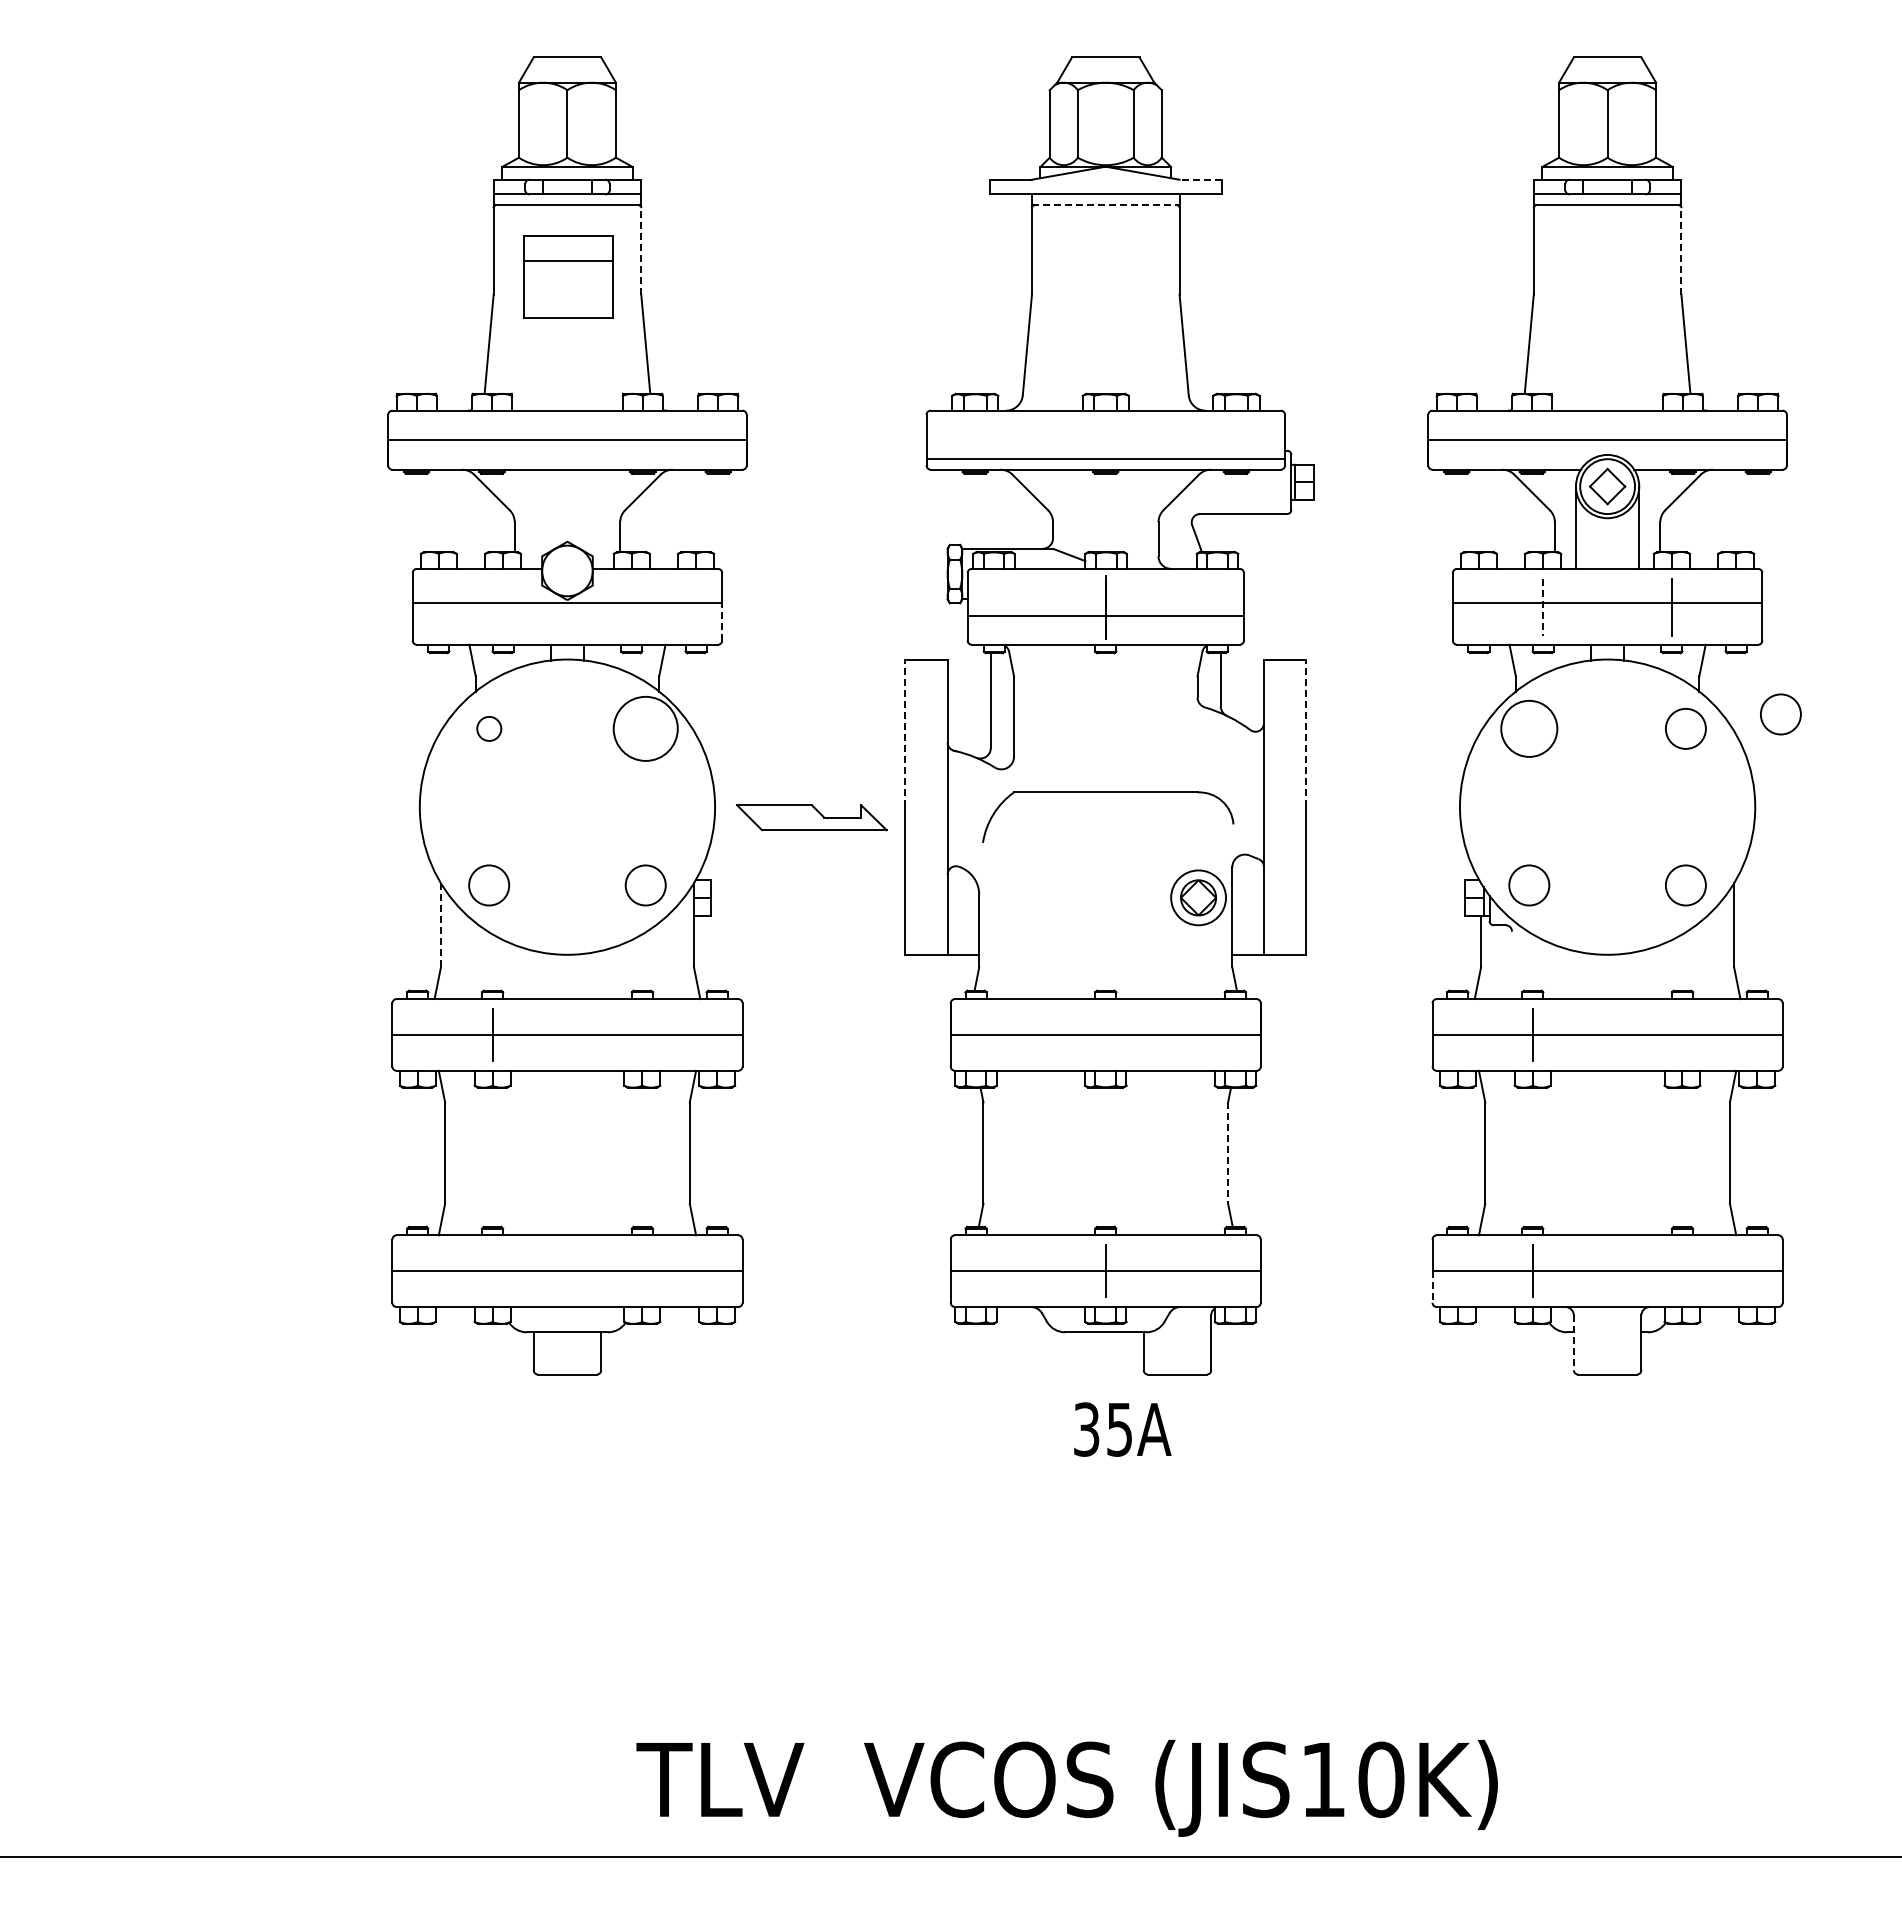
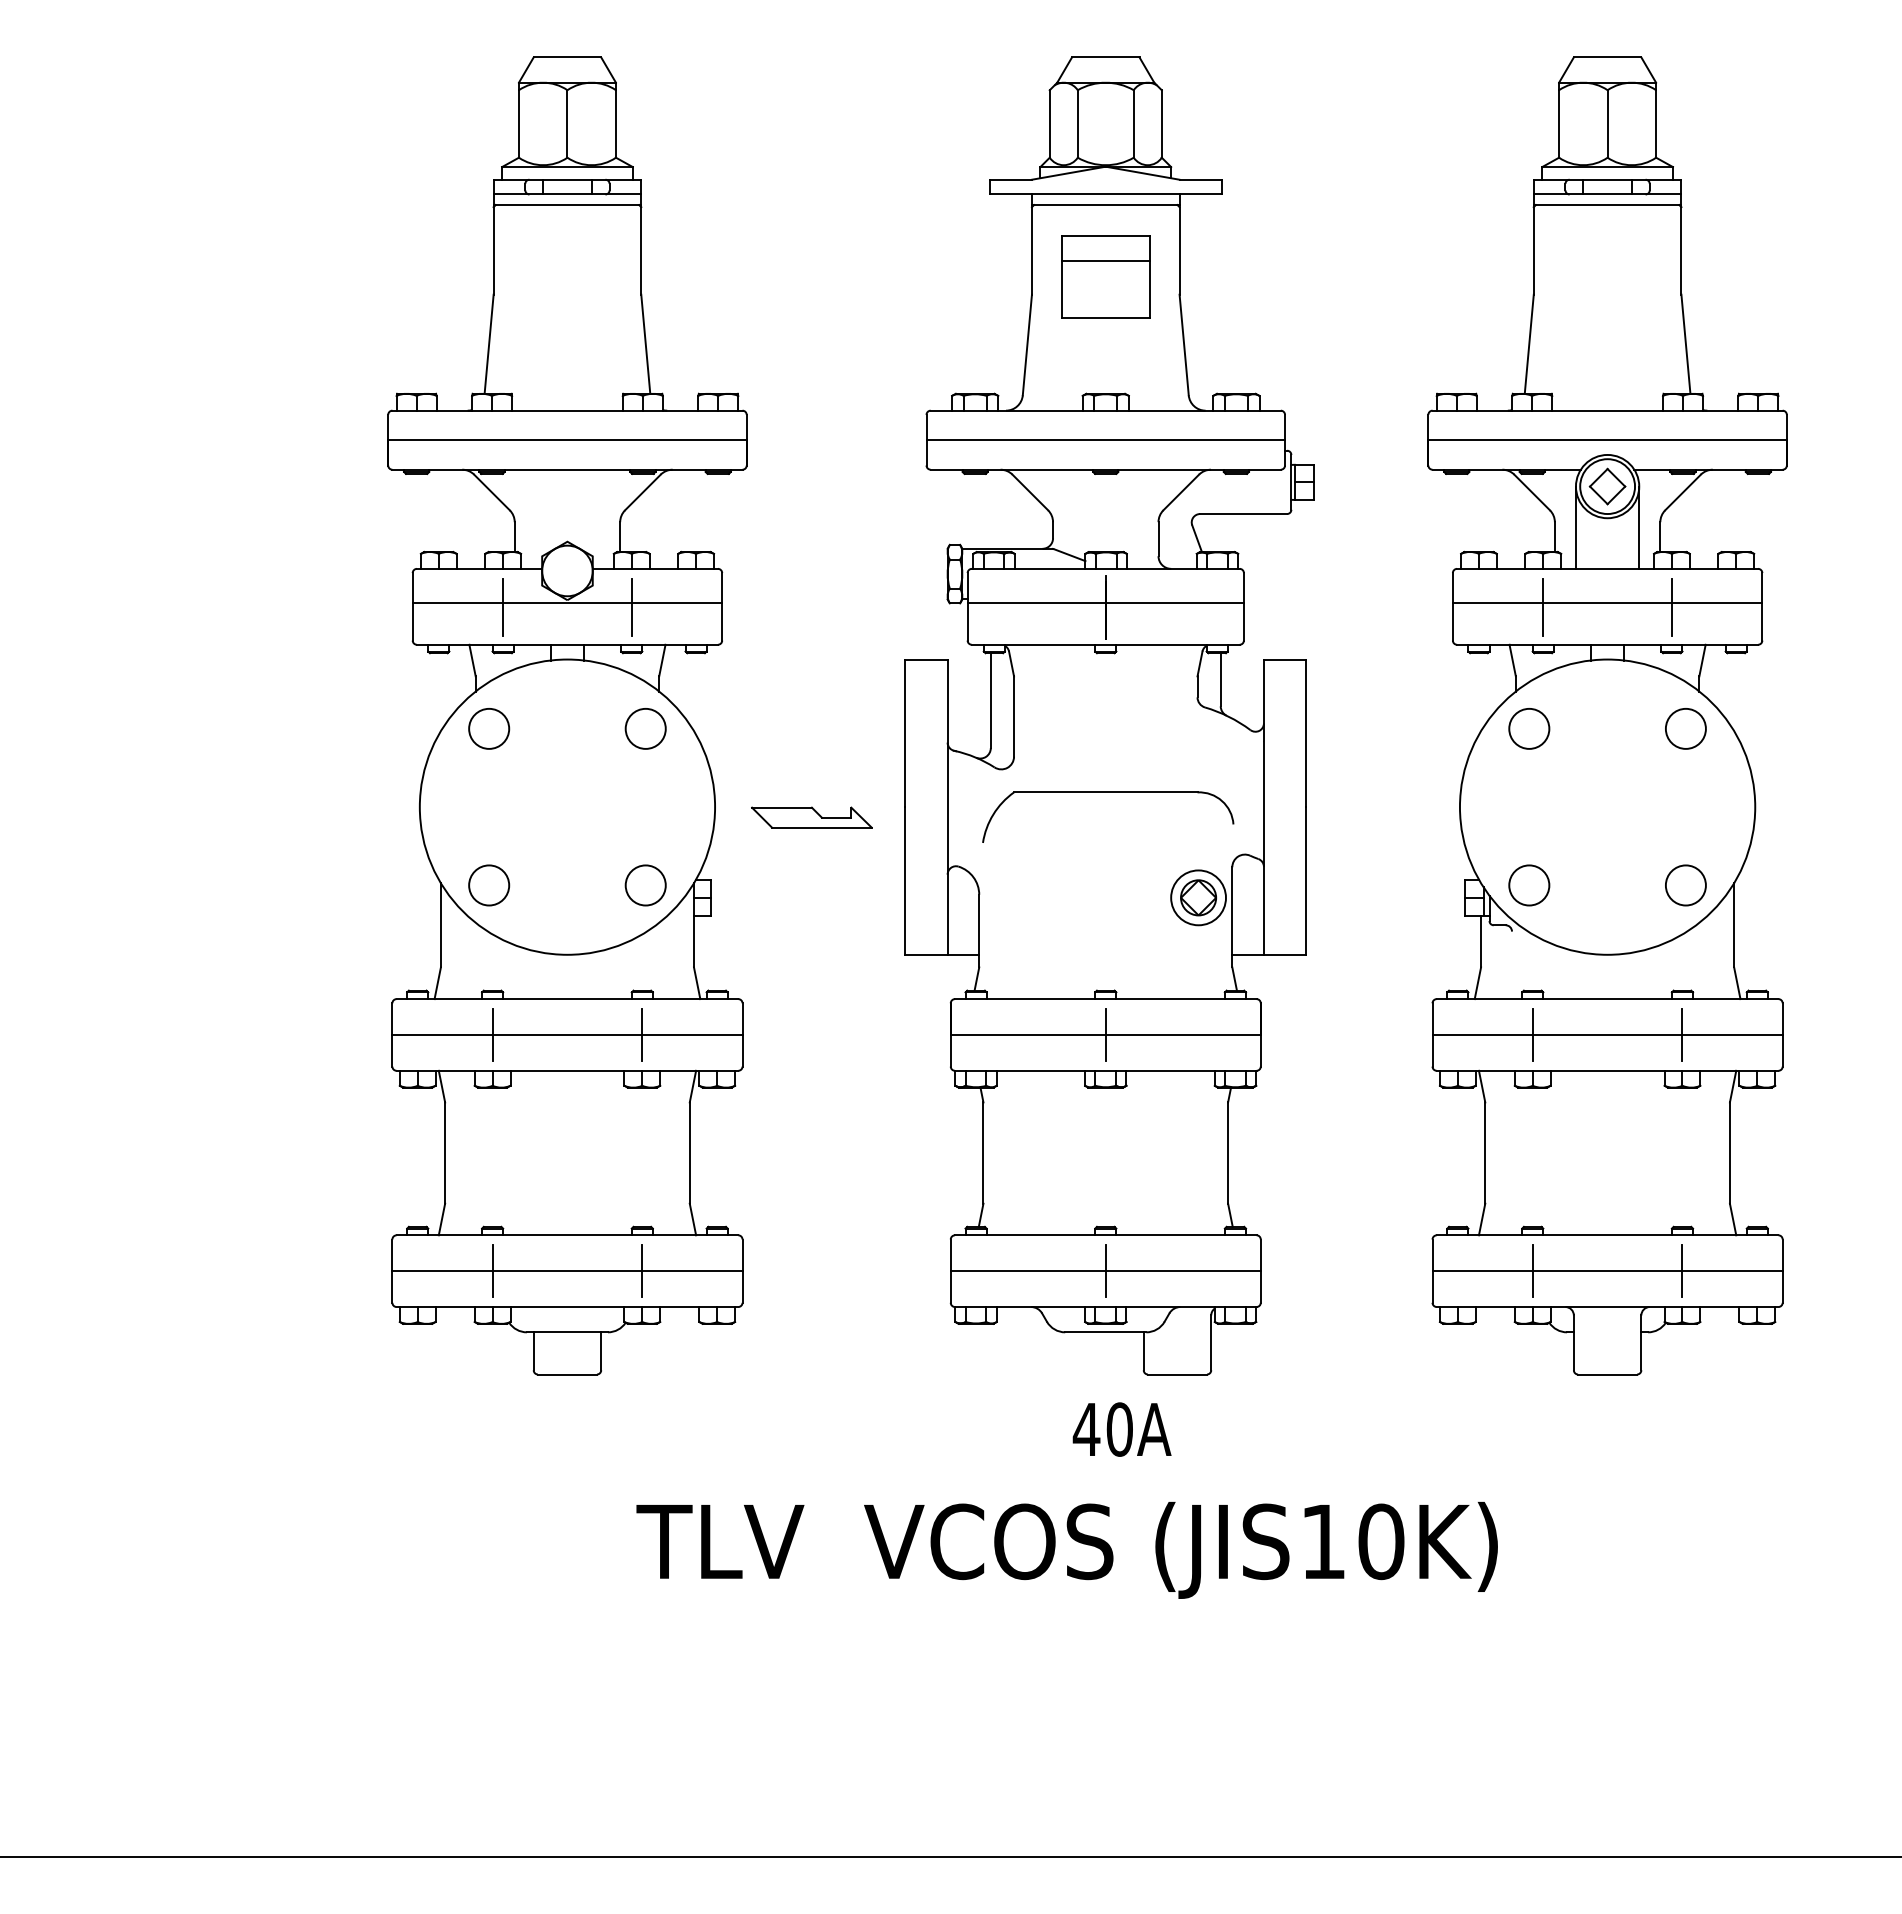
line: dashed -> solid (1200, 179)
line: dashed -> solid (1105, 205)
line: dashed -> solid (641, 250)
line: dashed -> solid (1681, 250)
part position: (568, 276) -> (1105, 276) (1105, 276)
line position: (1105, 459) -> (1105, 440) (1105, 440)
line: none -> present (503, 606)
line: none -> present (631, 606)
line: dashed -> solid (1543, 607)
line position: (1105, 615) -> (1105, 602) (1105, 602)
line: dashed -> solid (722, 621)
circle: present -> none (1780, 714)
circle size: 27x26 px -> 43x42 px (489, 728)
circle diameter: 64 px -> 40 px (645, 728)
circle diameter: 56 px -> 40 px (1529, 728)
line: dashed -> solid (905, 733)
line: dashed -> solid (1306, 733)
part size: 152x28 px -> 122x23 px (811, 817)
line: dashed -> solid (440, 925)
line: none -> present (642, 1034)
line: none -> present (1105, 1034)
line: none -> present (1682, 1034)
line: dashed -> solid (1228, 1153)
line: none -> present (492, 1270)
line: none -> present (642, 1270)
line: none -> present (1682, 1270)
line: dashed -> solid (1432, 1286)
line: dashed -> solid (1573, 1343)
text: 35A -> 40A (1102, 1429)
text position: (1066, 1788) -> (1066, 1550) (1066, 1550)
